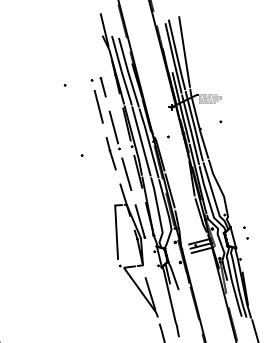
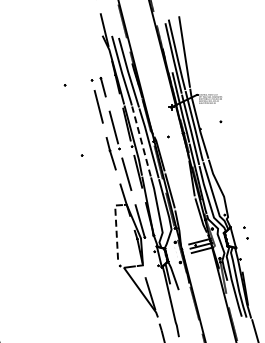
line: solid -> dashed (141, 141)
line: solid -> dashed (116, 228)
